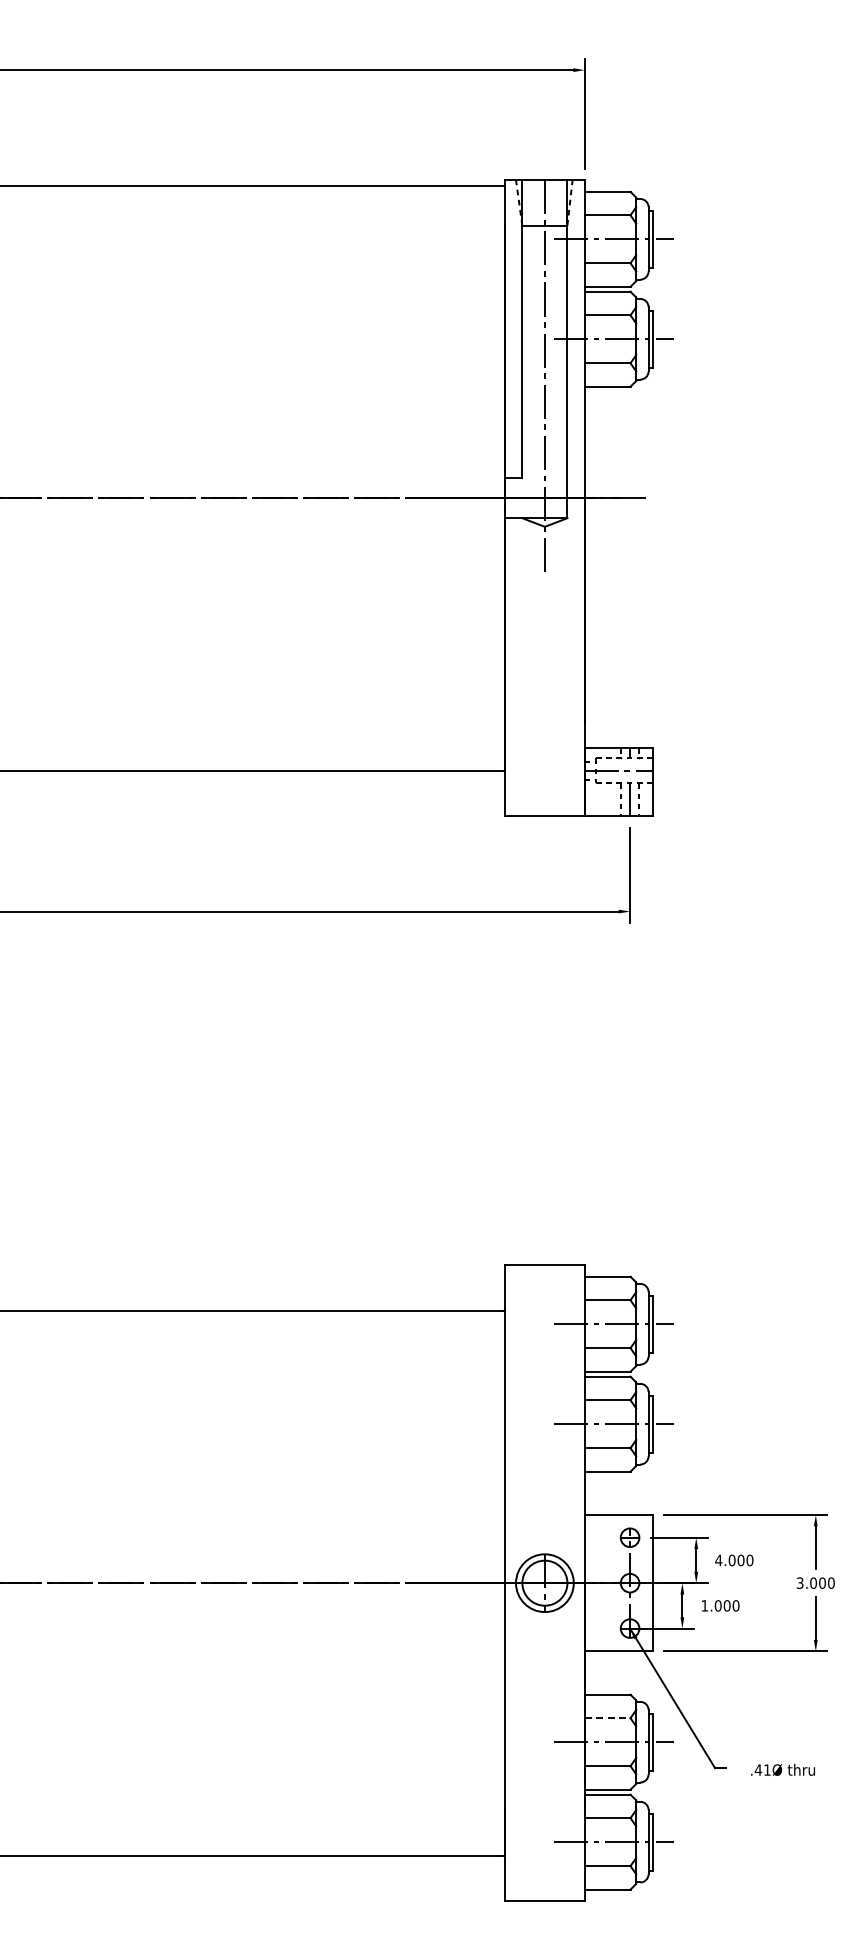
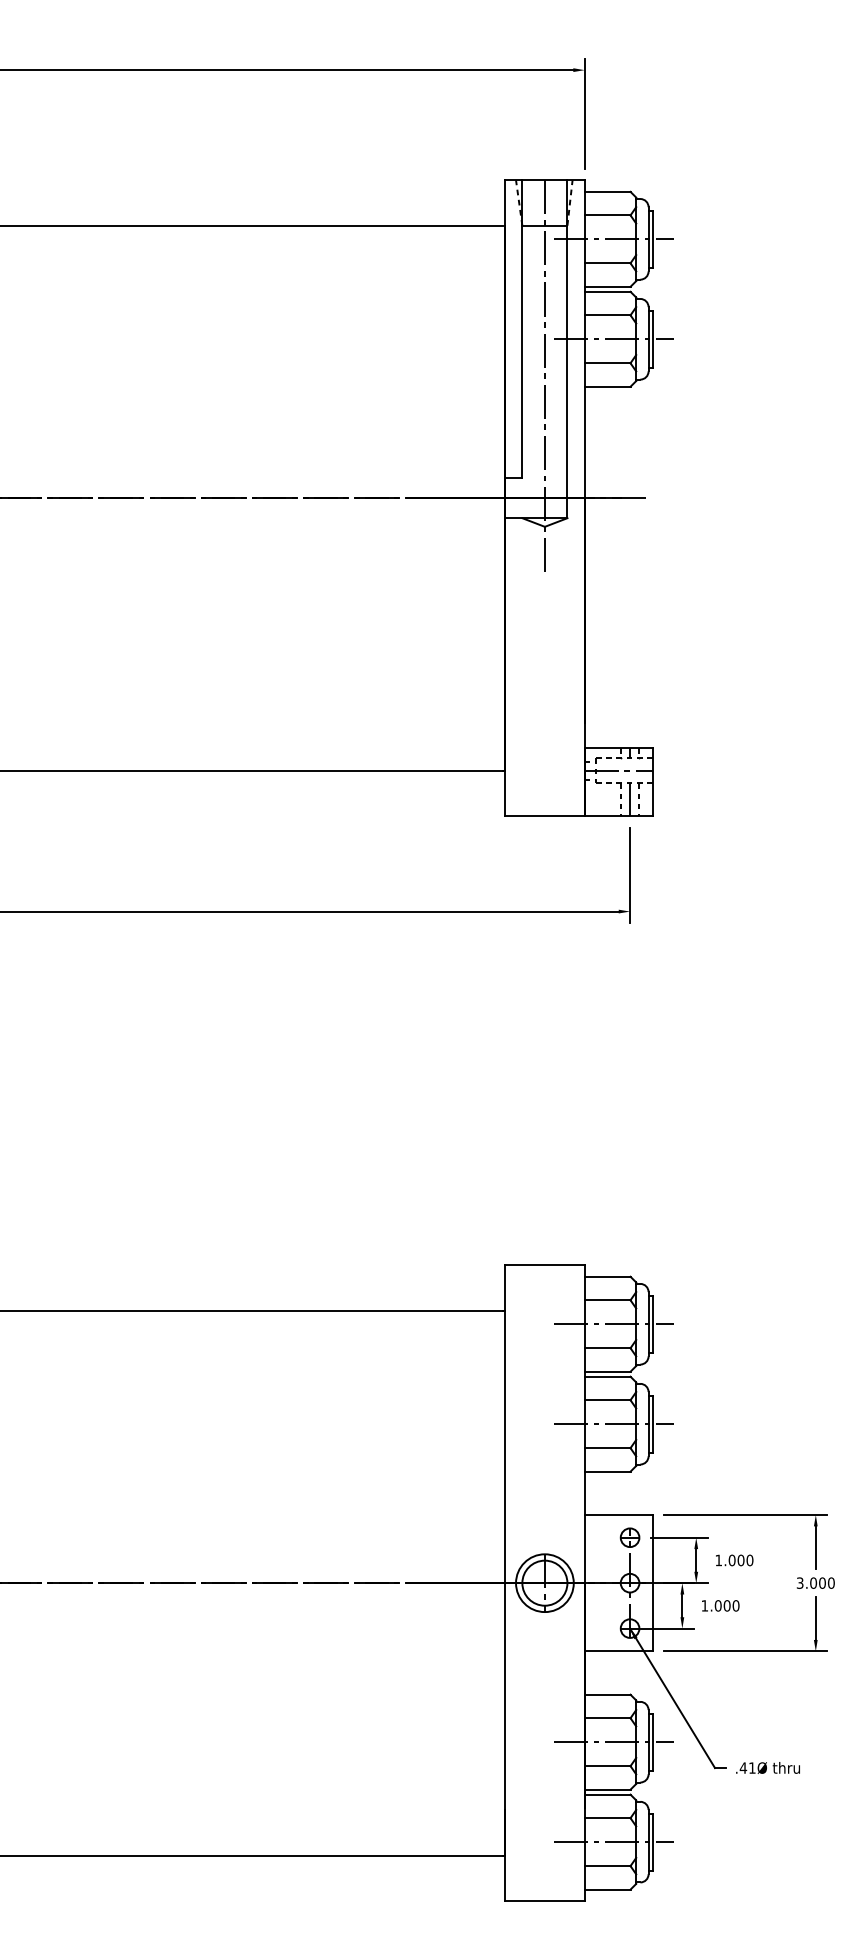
line position: (252, 185) -> (252, 225) (252, 225)
text: 4.000 -> 1.000 (718, 1560)
line: dashed -> solid (607, 1718)
text position: (782, 1769) -> (767, 1767) (767, 1767)
